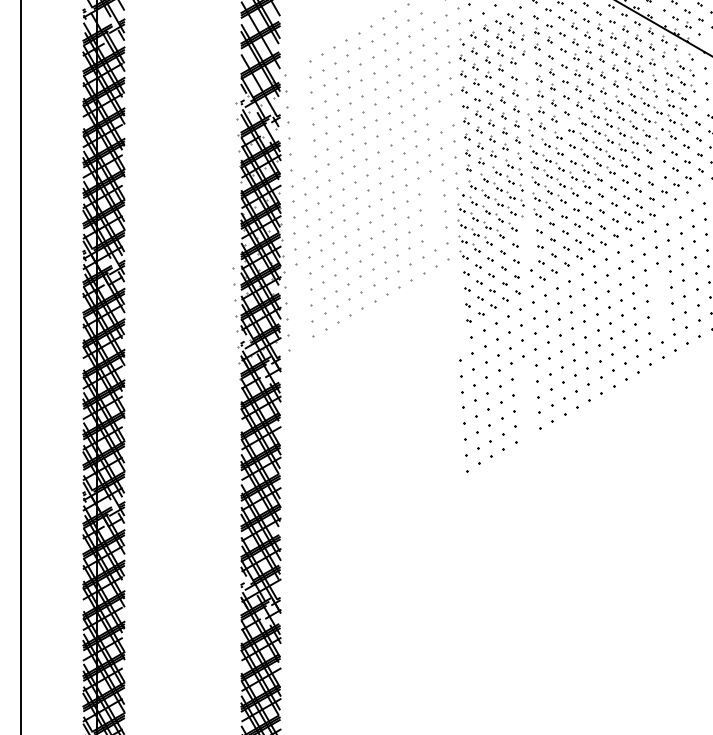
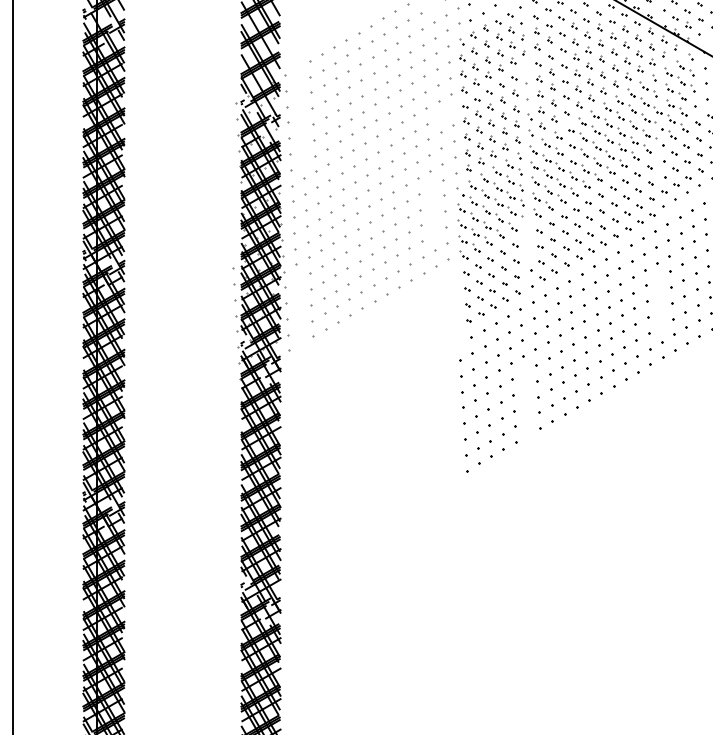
line position: (21, 366) -> (13, 366) (13, 366)
